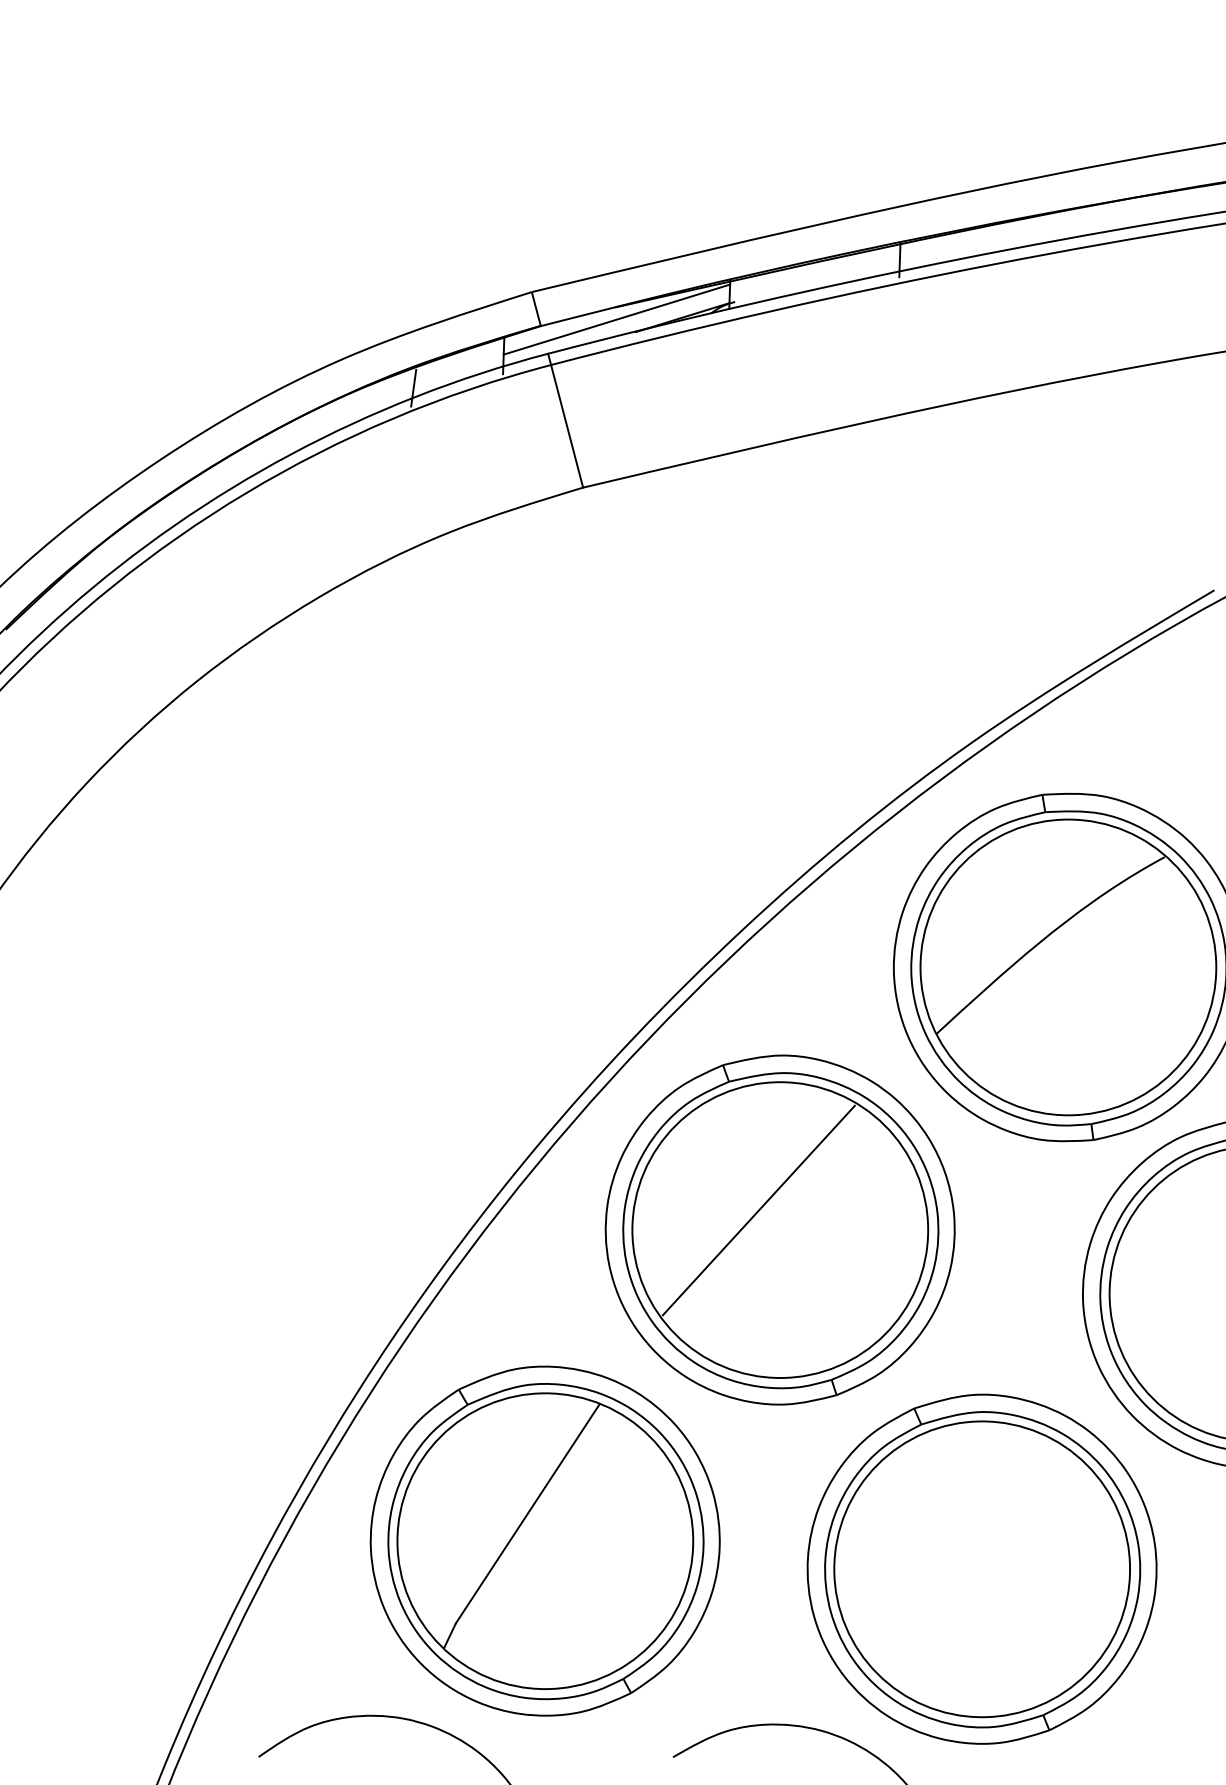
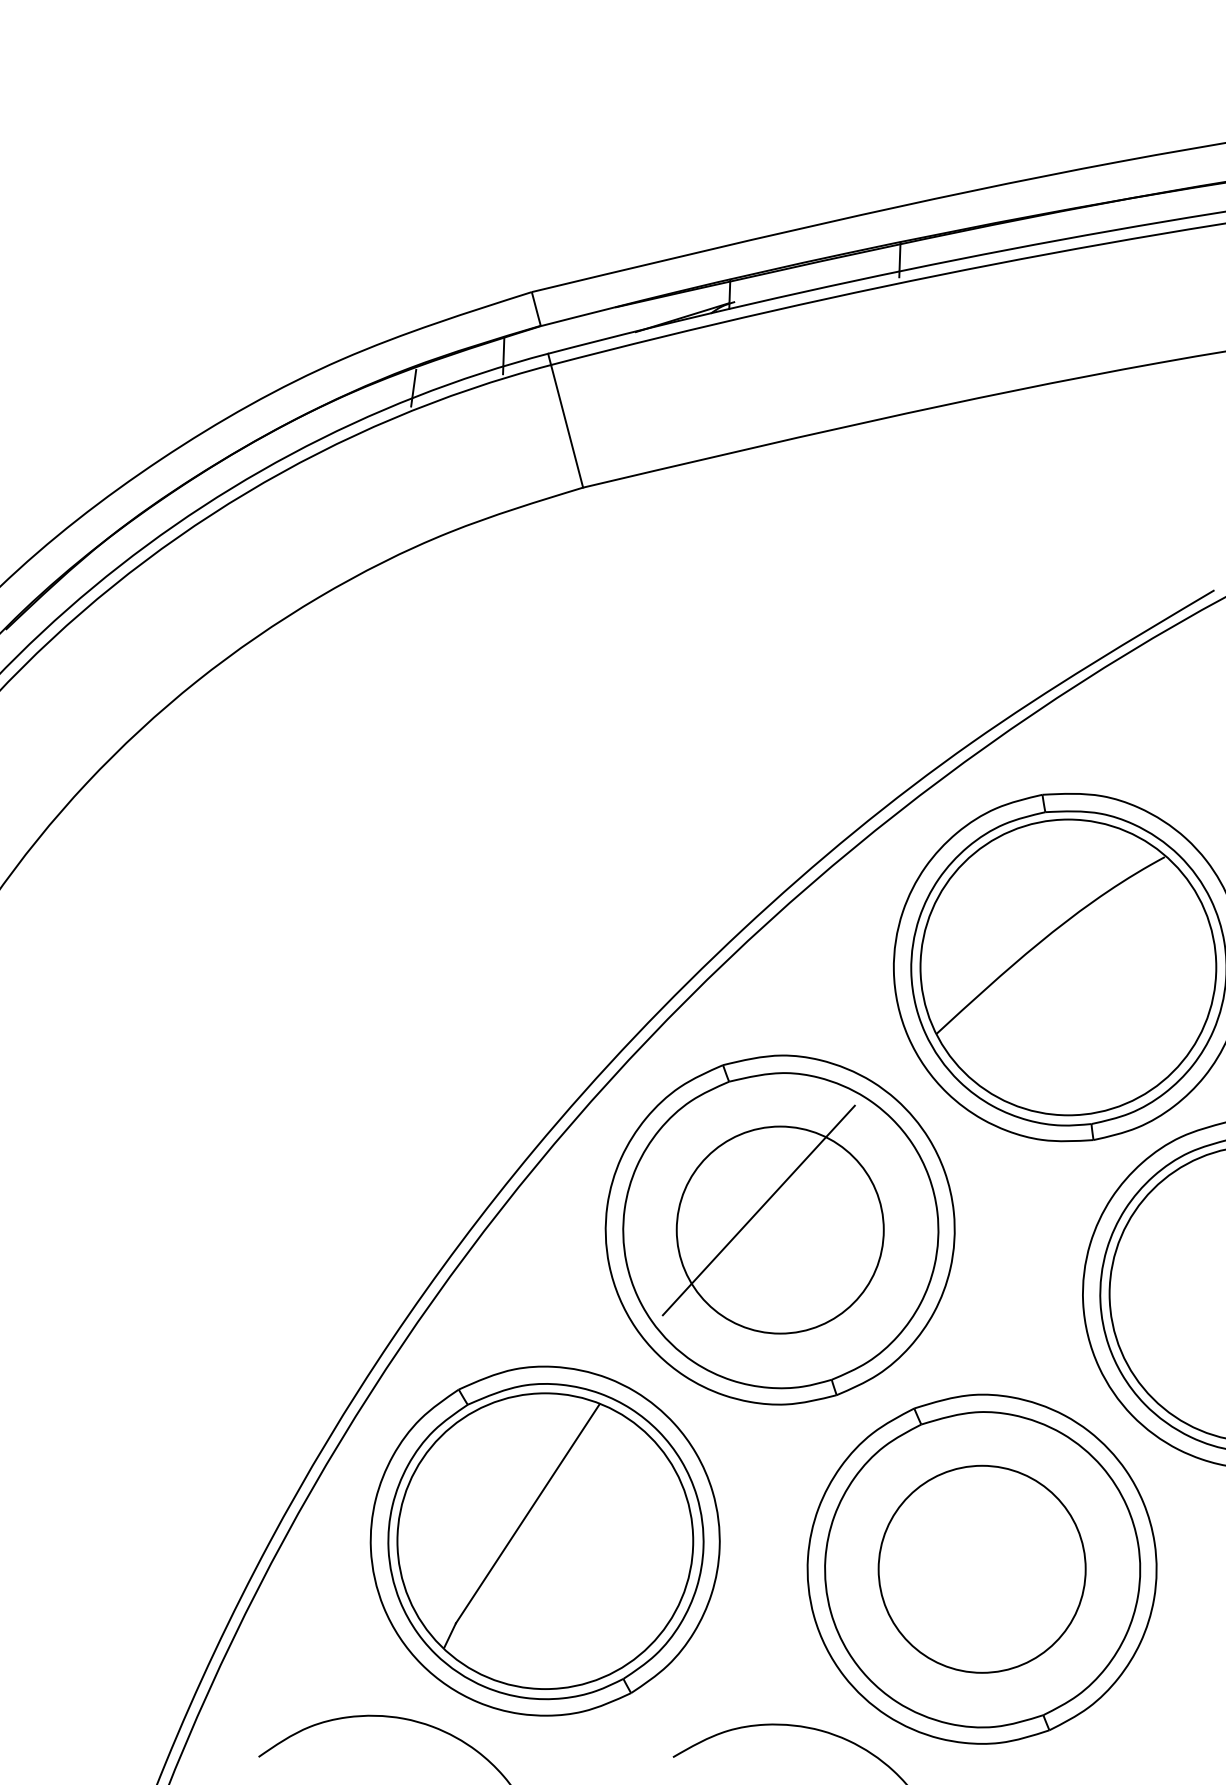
line: present -> none (616, 319)
circle diameter: 296 px -> 207 px (779, 1229)
circle diameter: 296 px -> 207 px (981, 1568)
